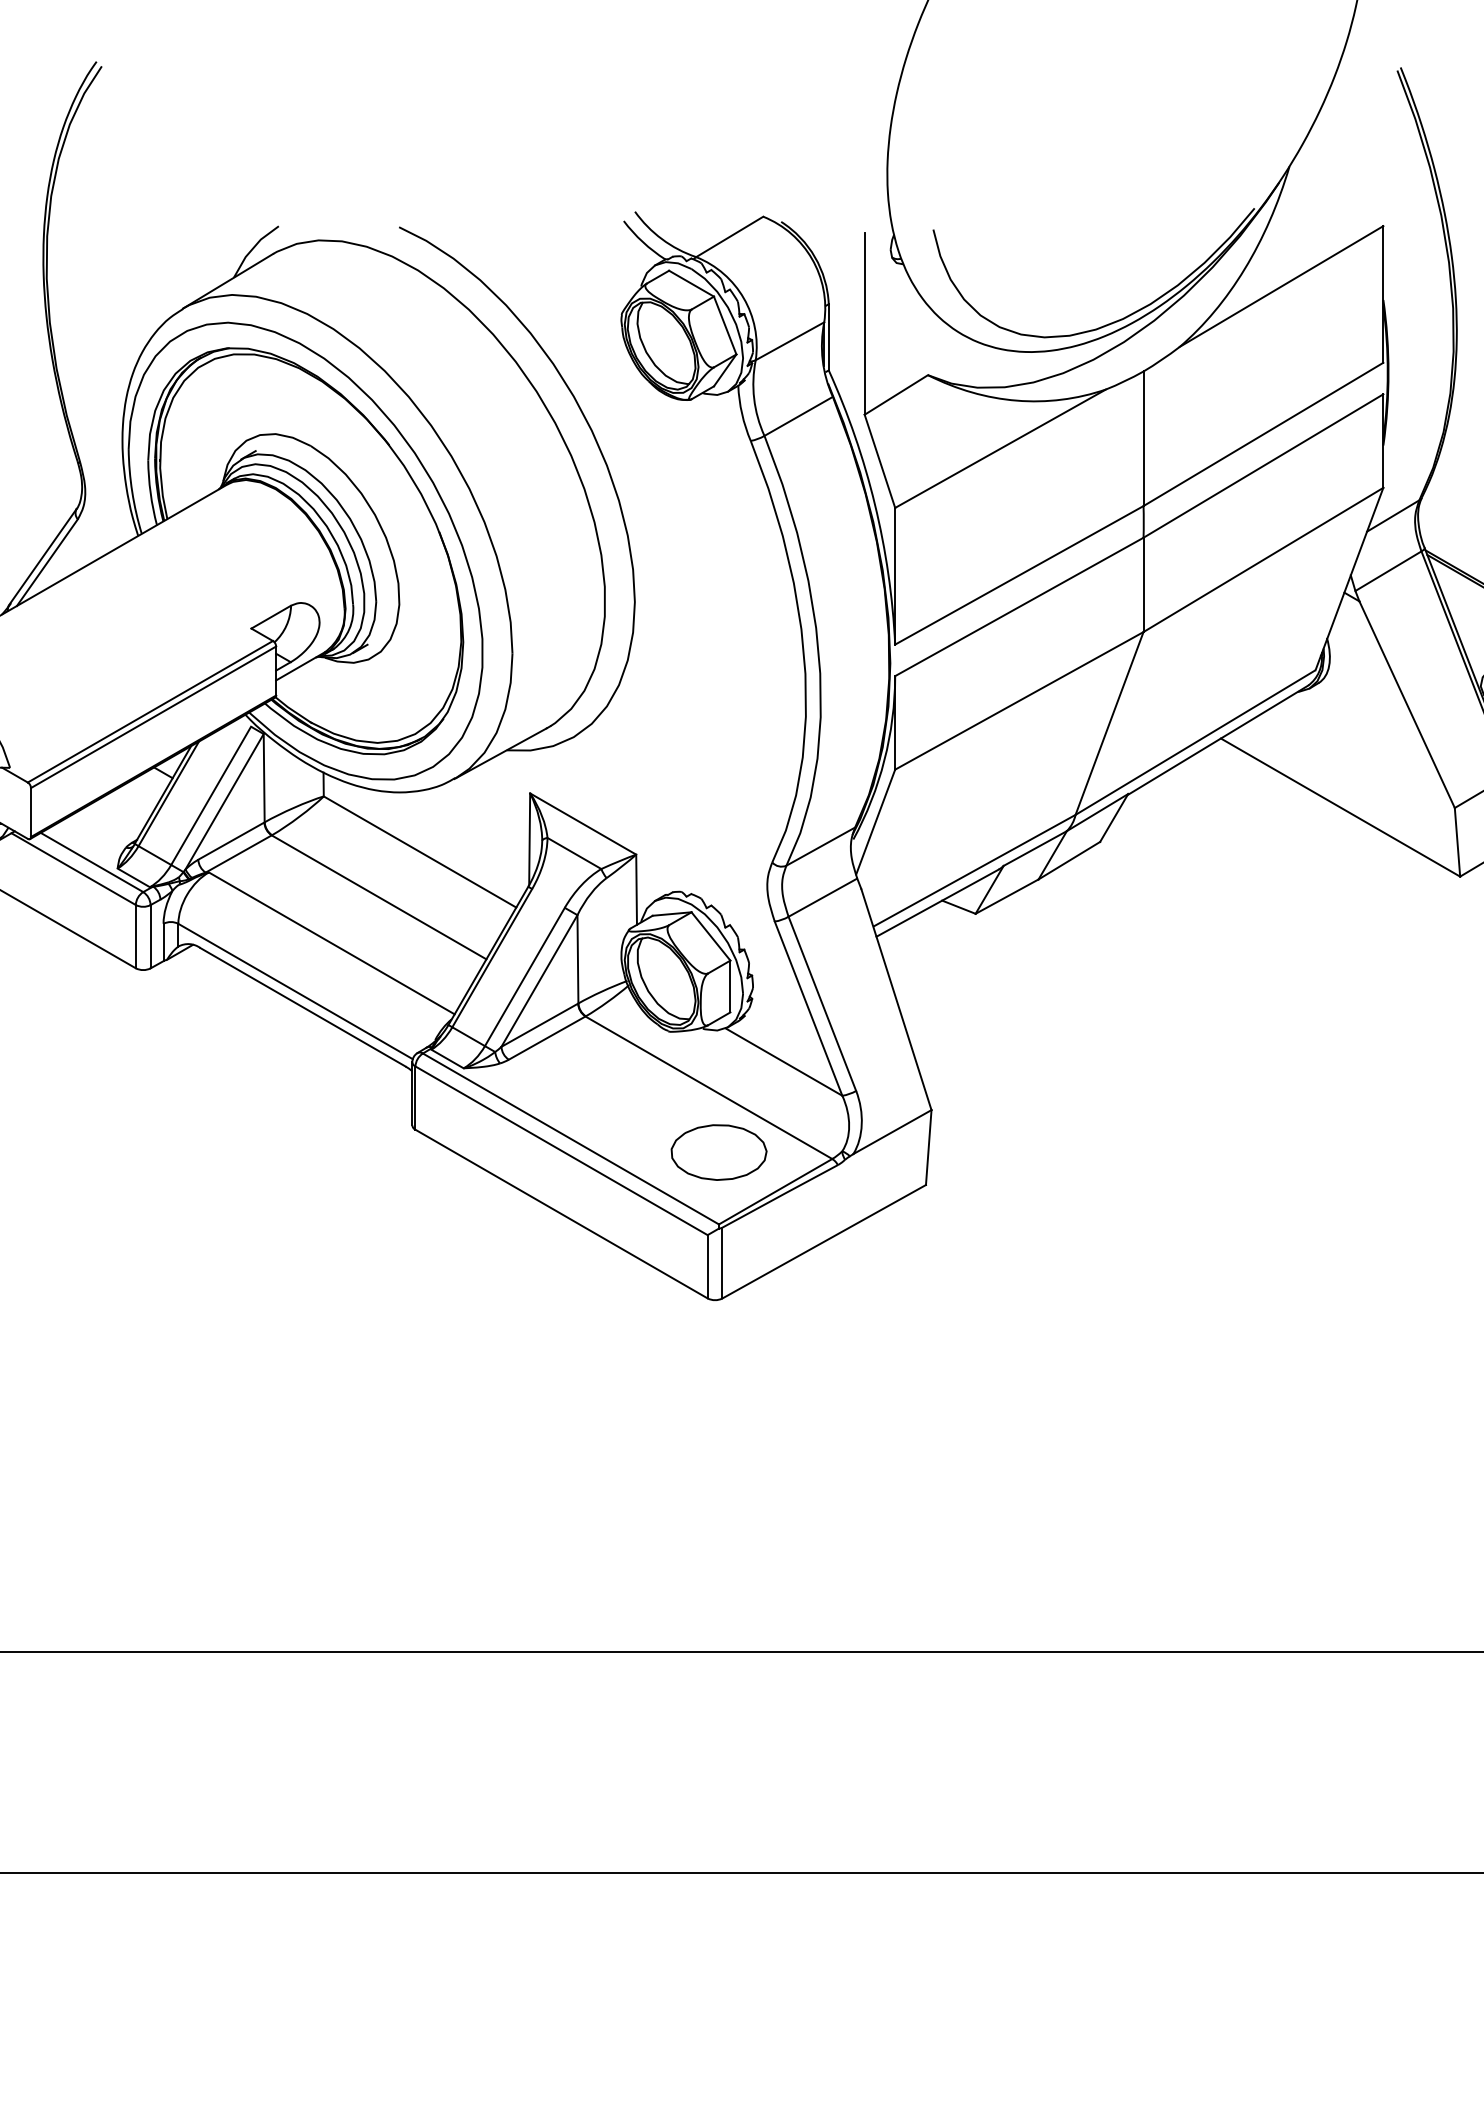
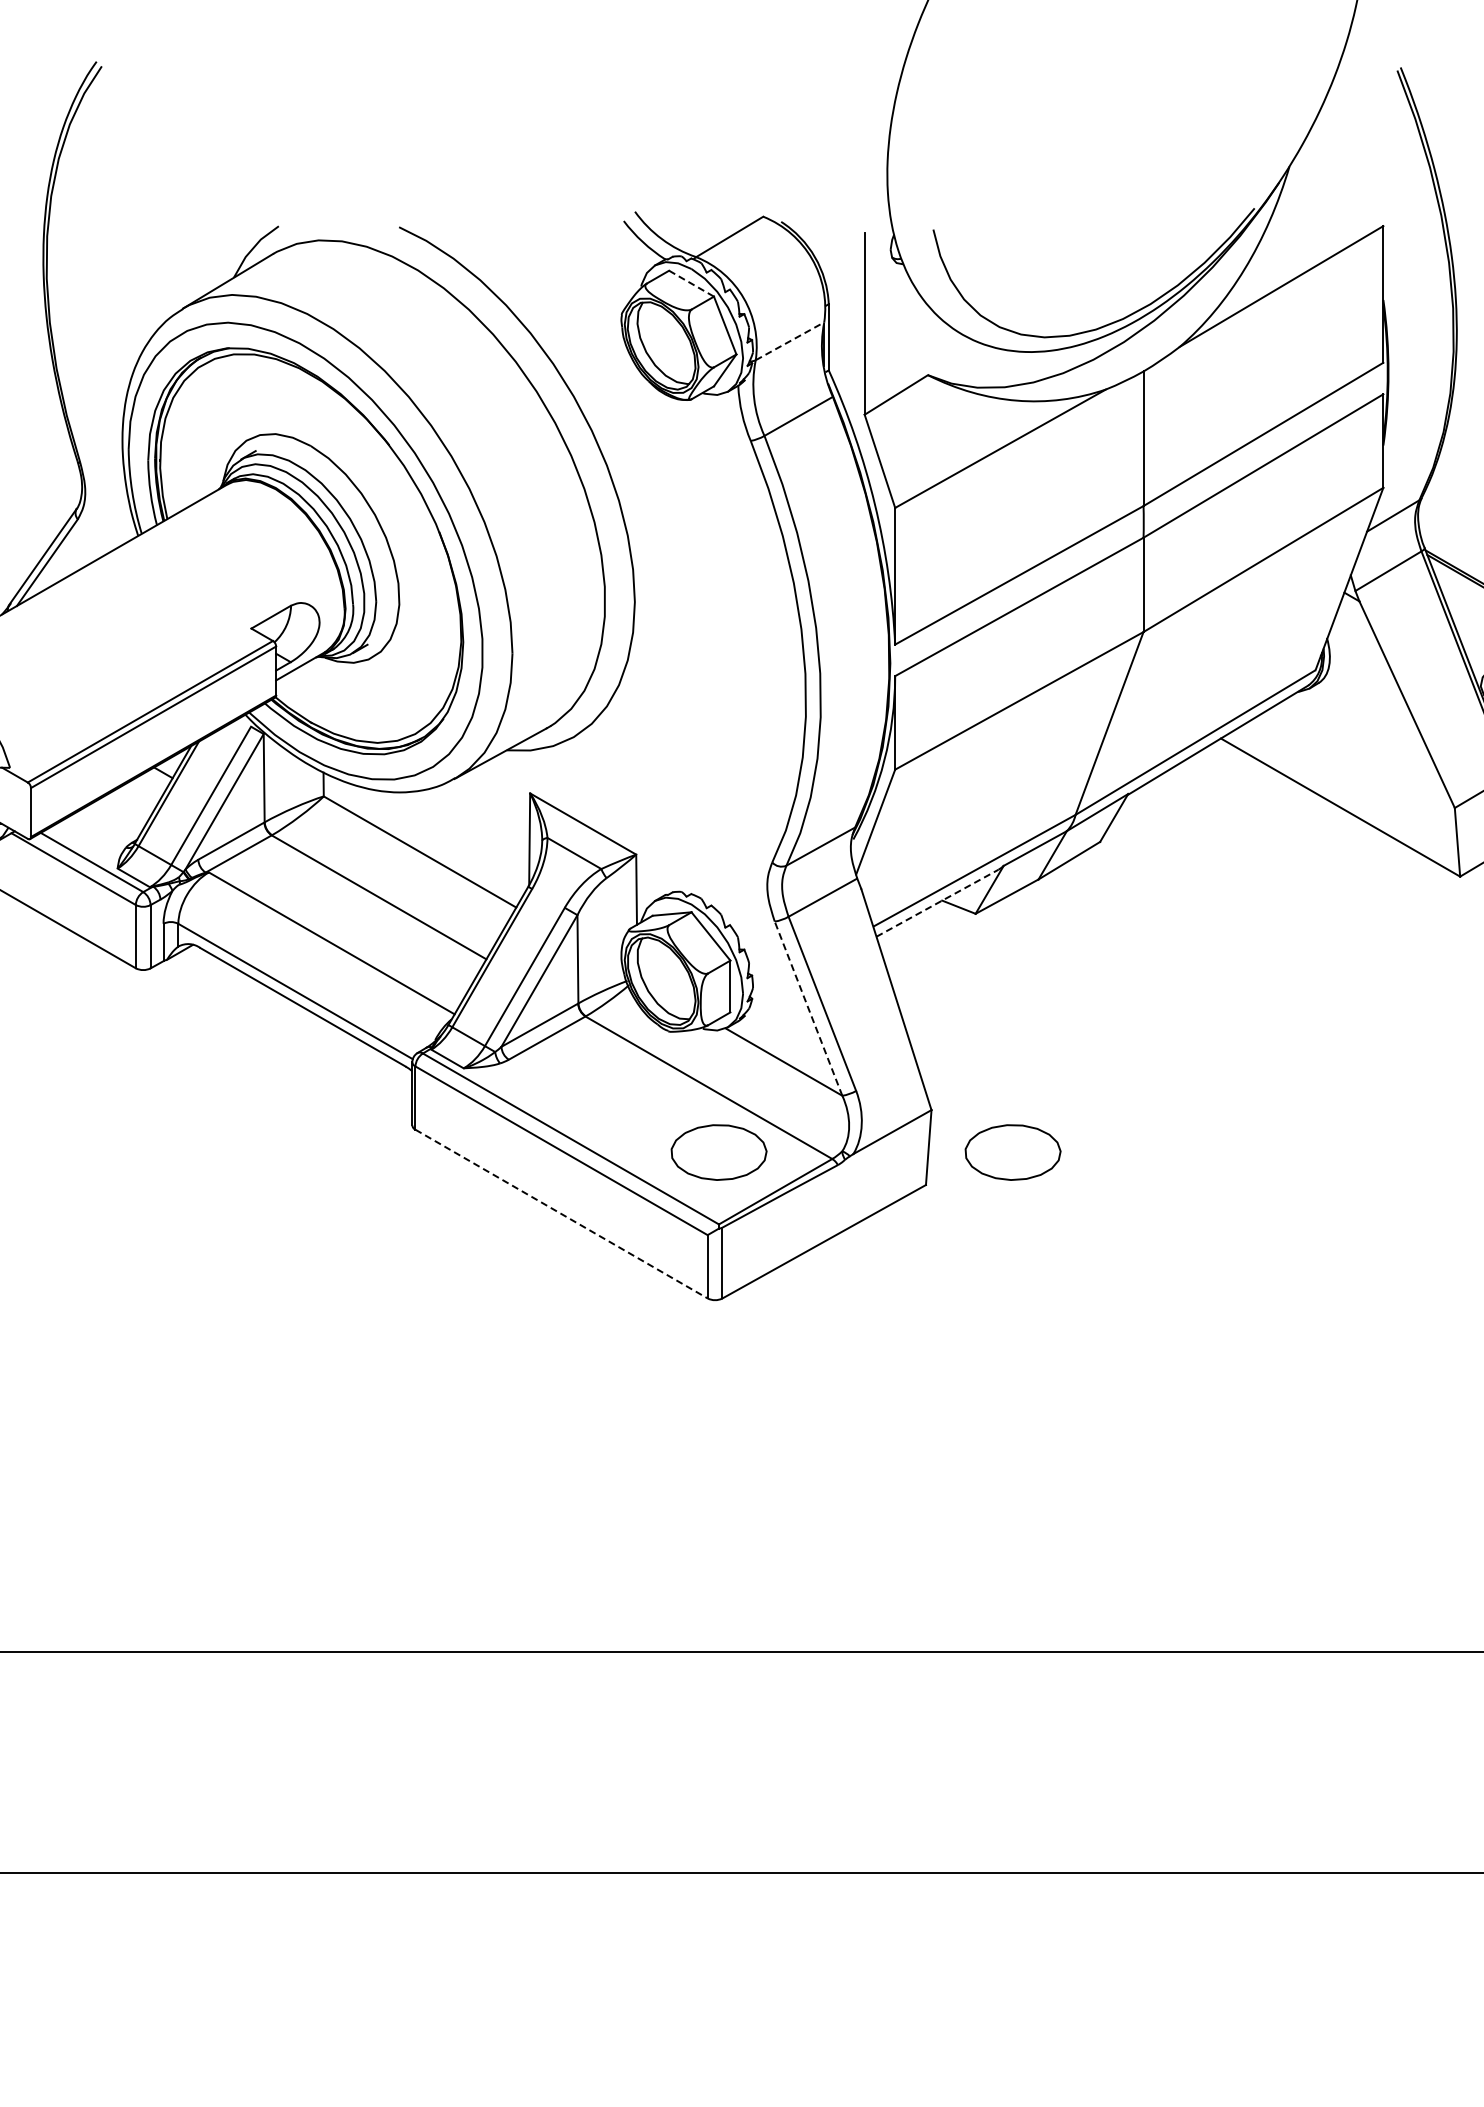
line: solid -> dashed (691, 283)
line: solid -> dashed (790, 341)
line: solid -> dashed (937, 903)
line: solid -> dashed (808, 1008)
part: none -> present (1012, 1152)
line: solid -> dashed (561, 1214)
